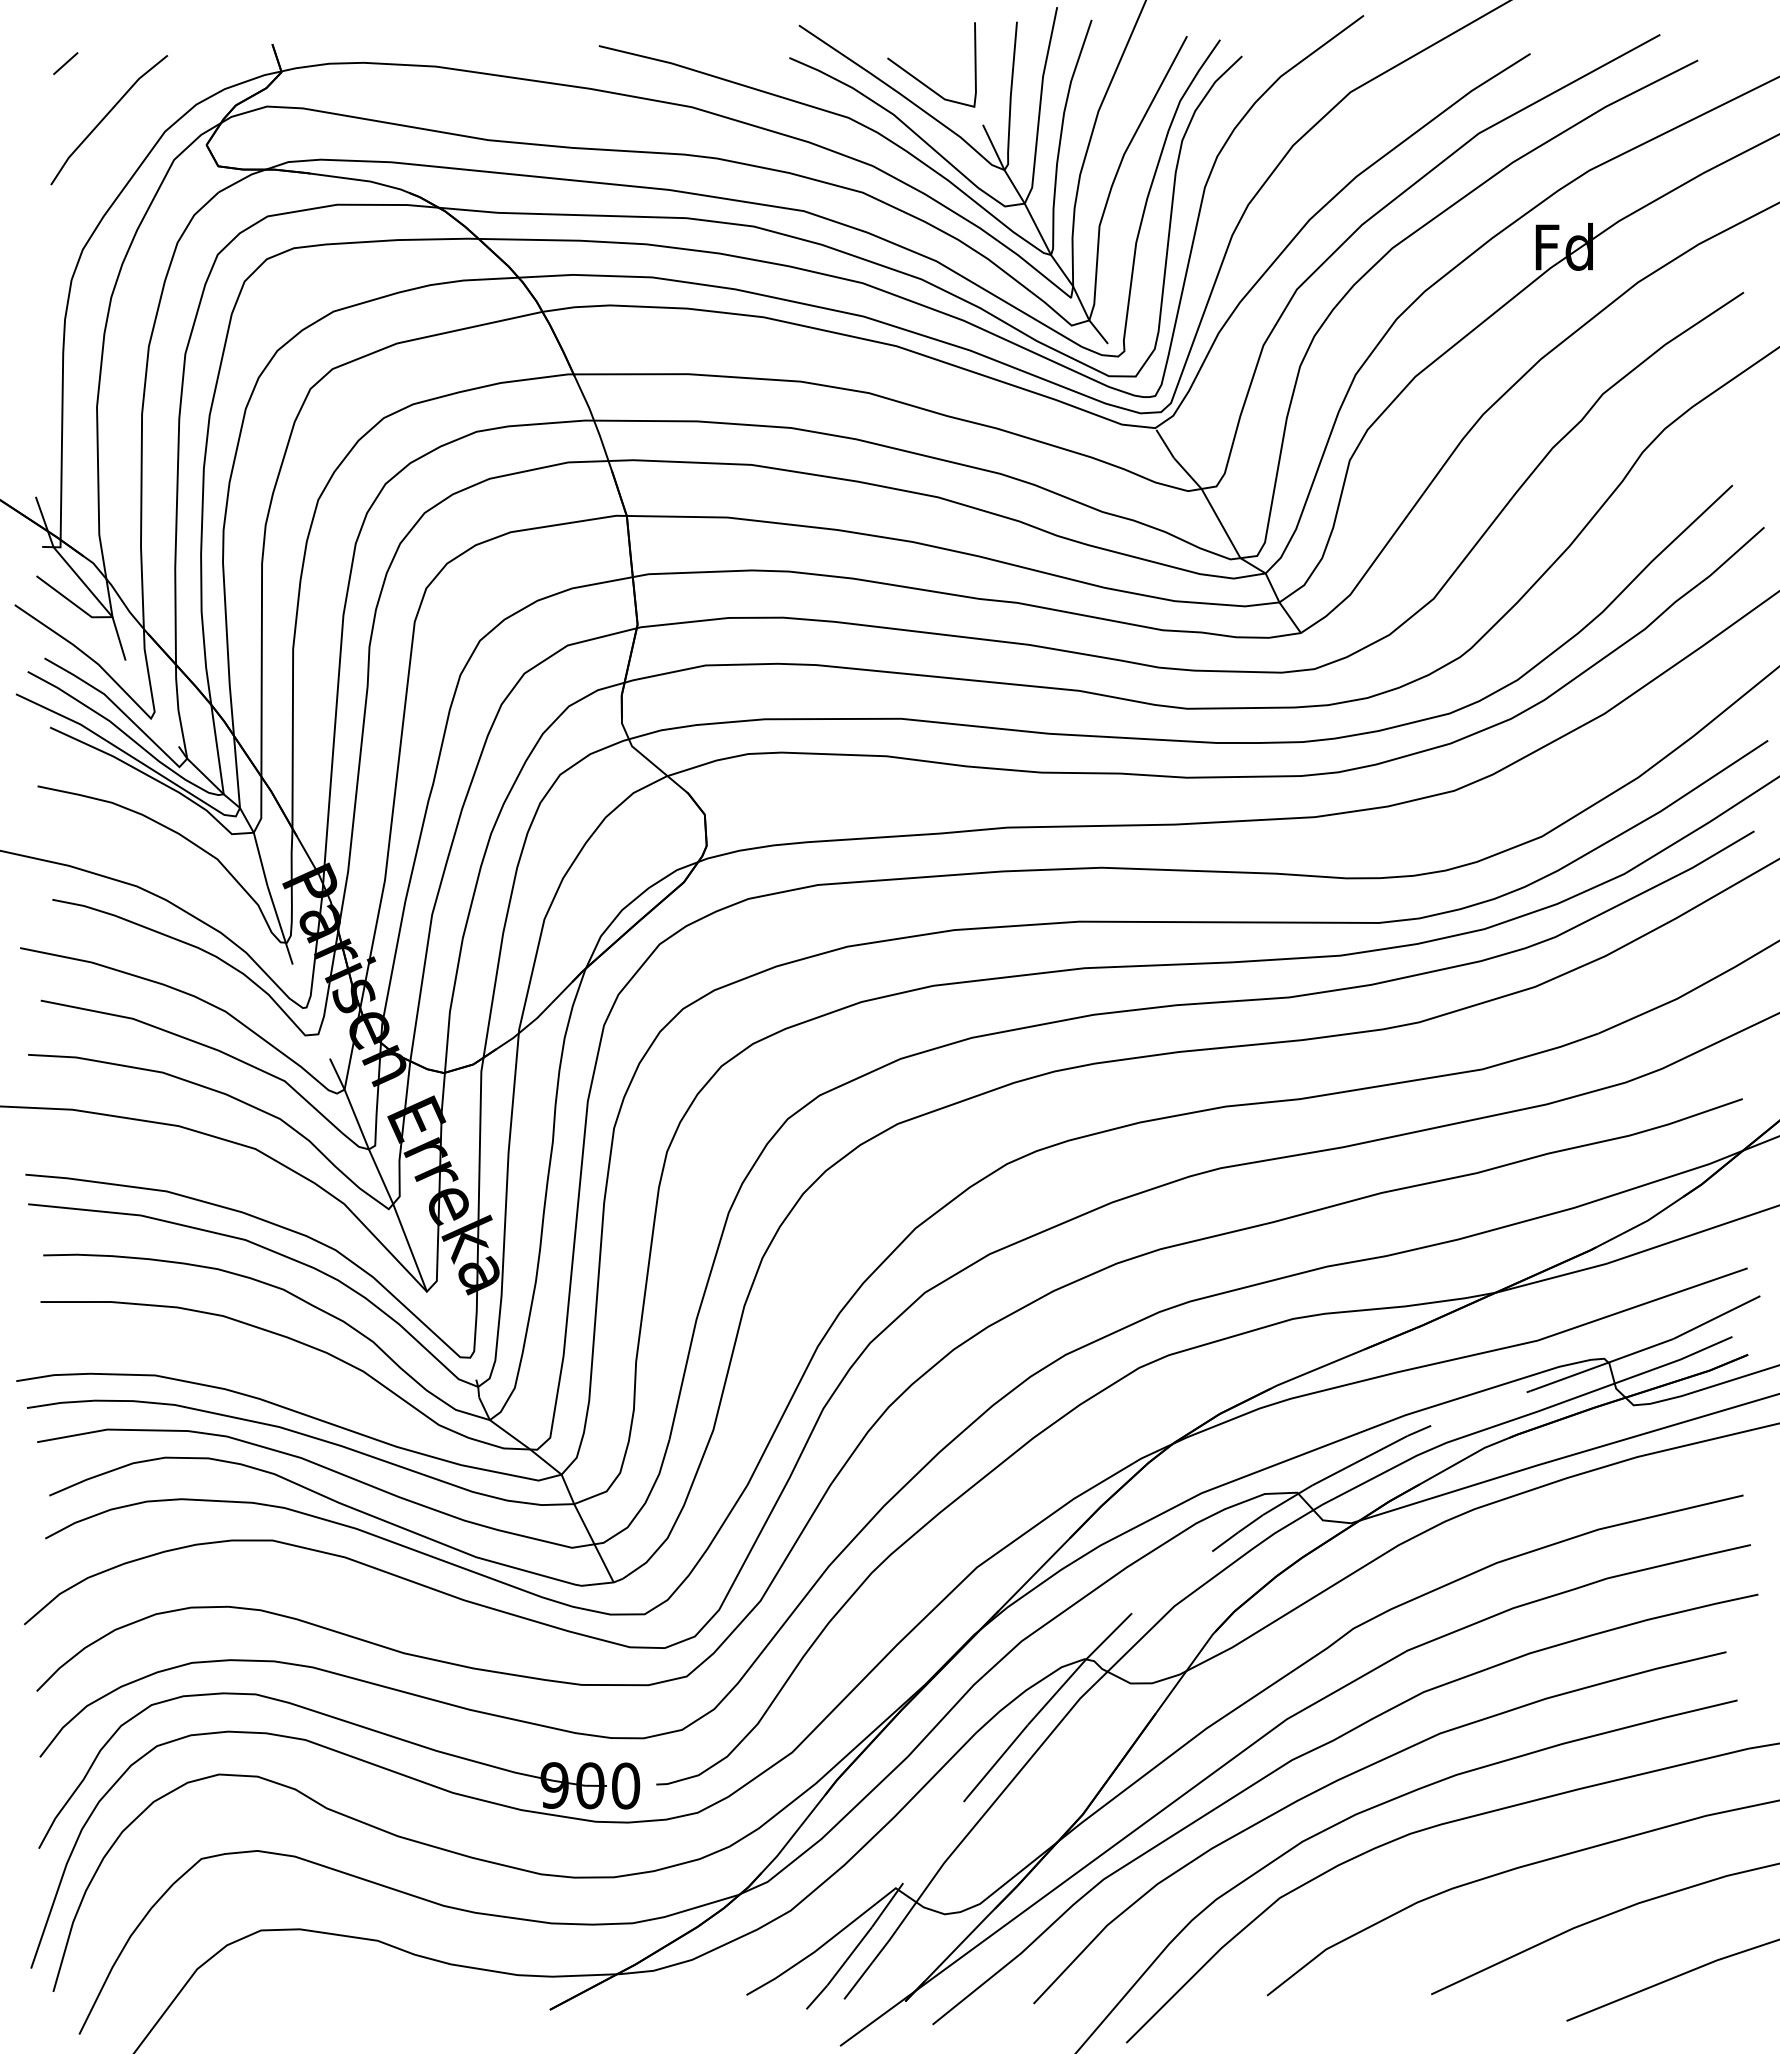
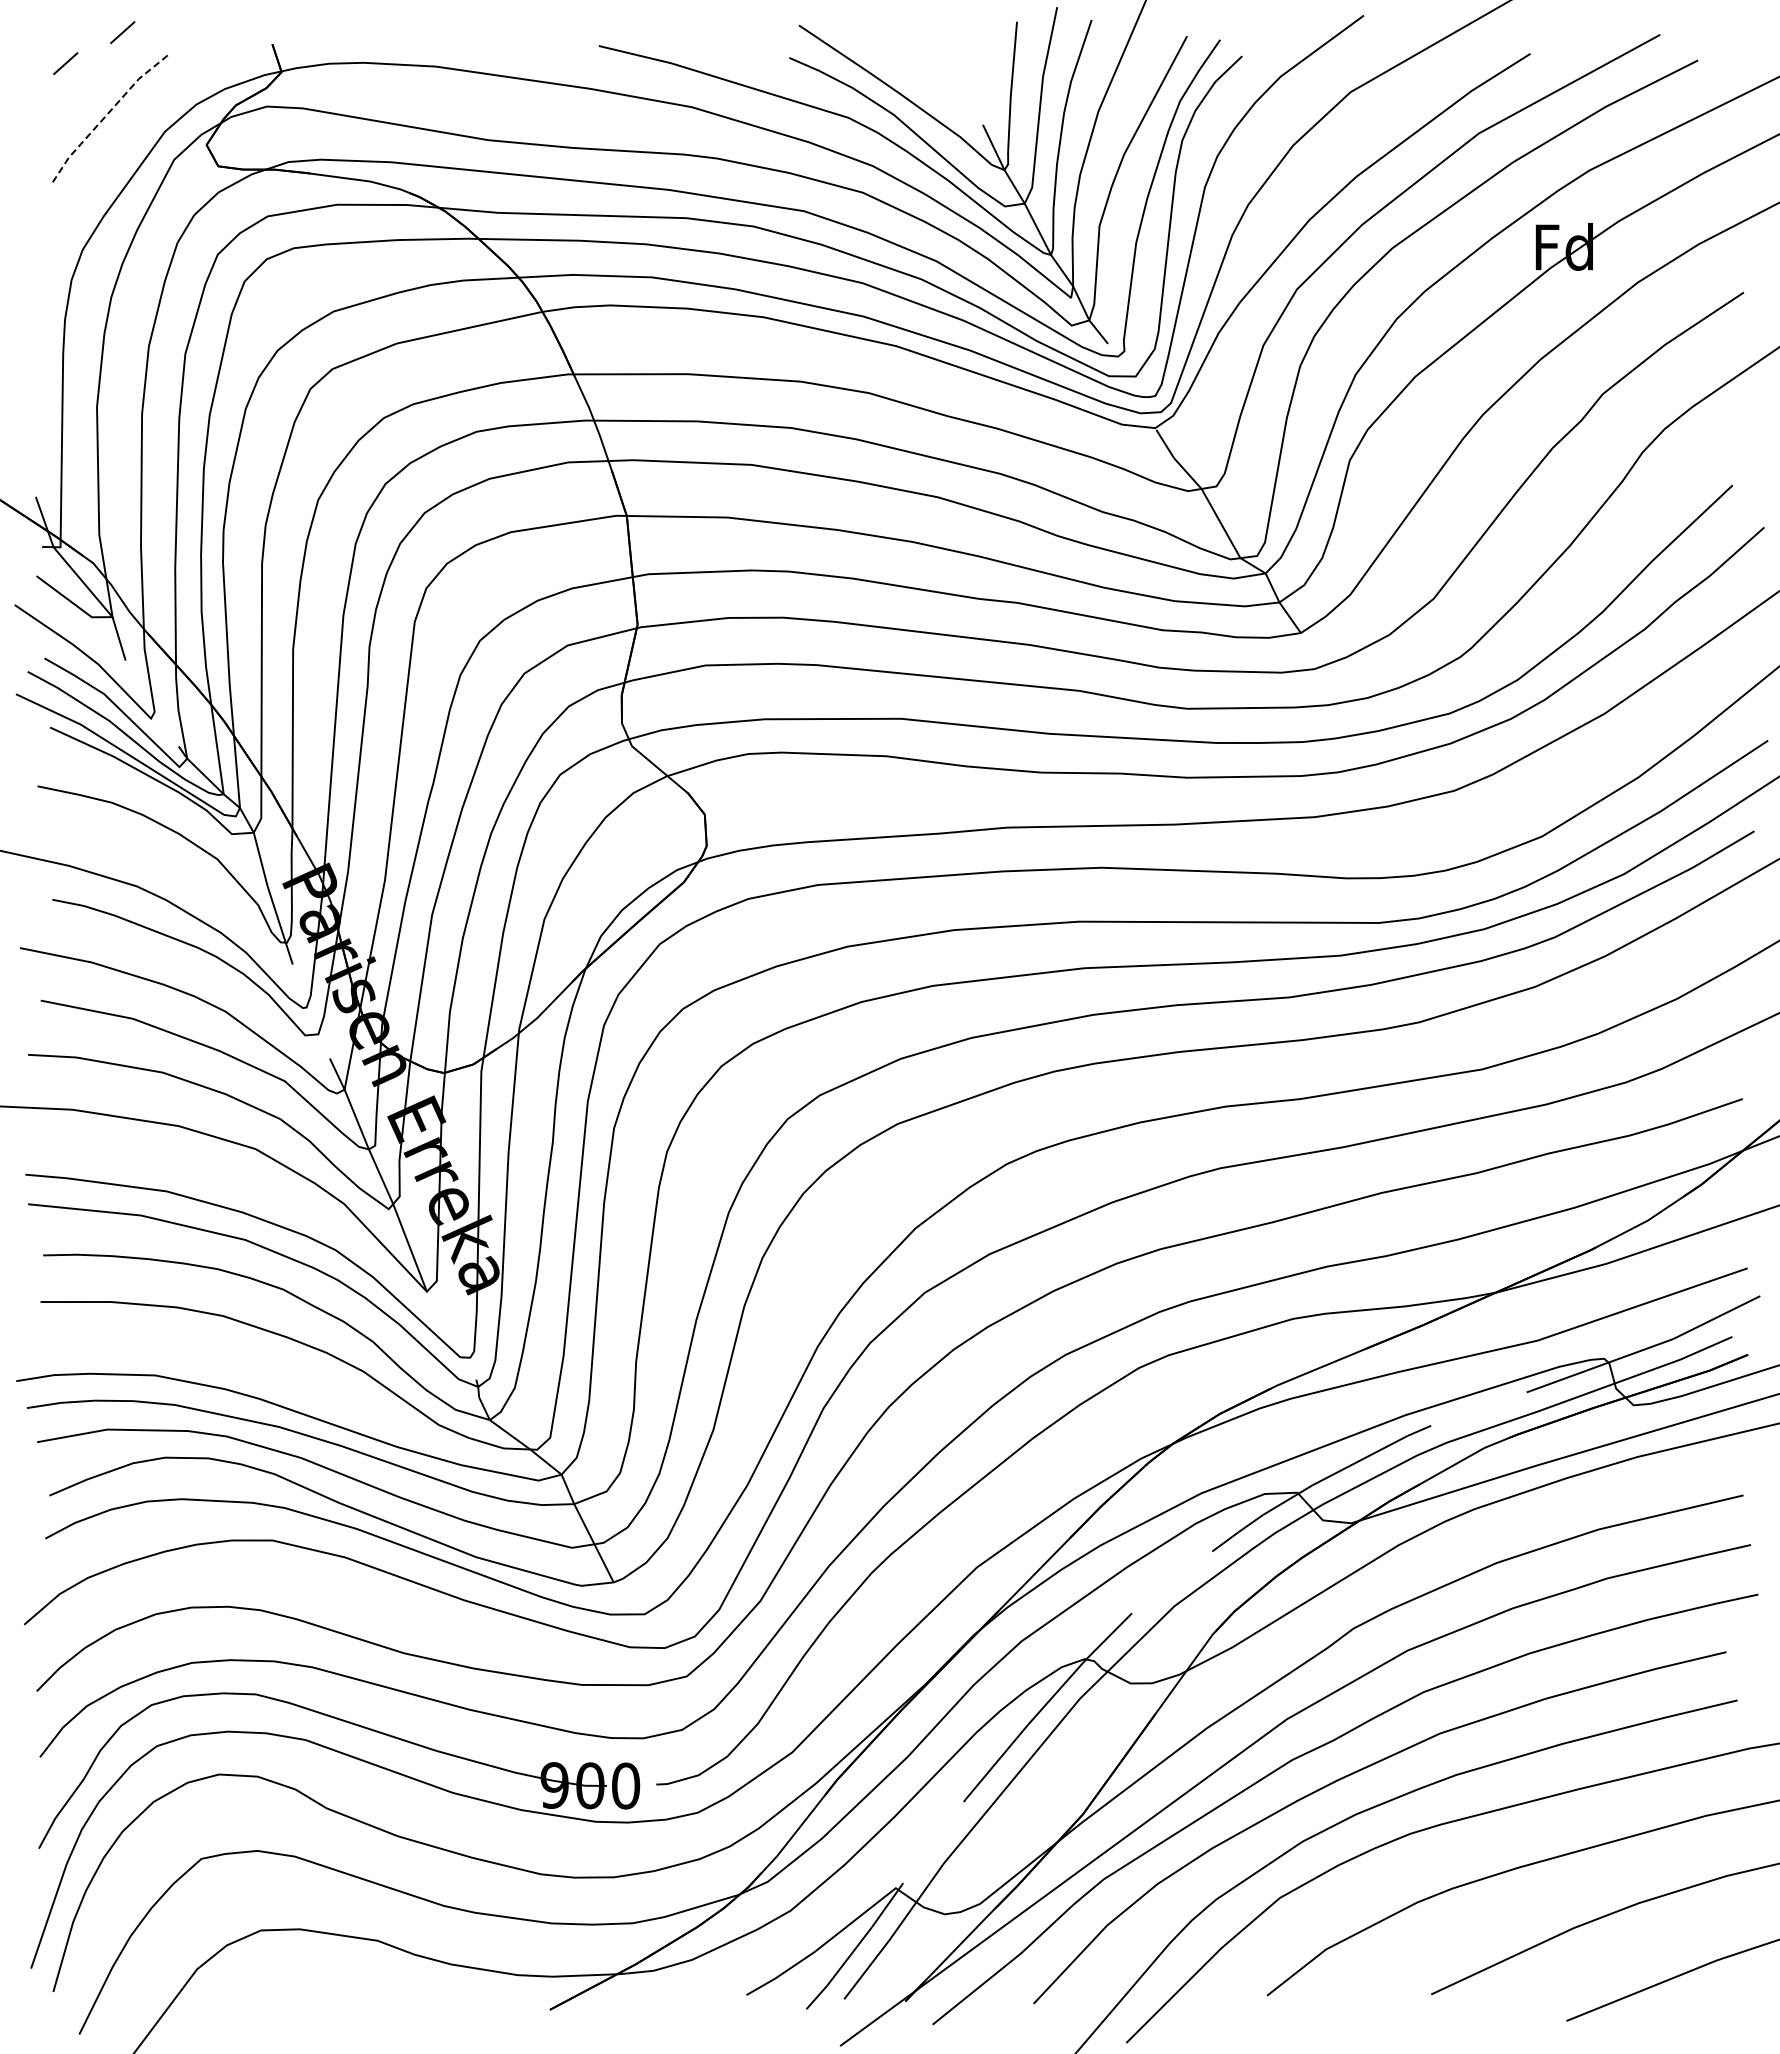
line: none -> present (122, 32)
line: present -> none (920, 80)
line: solid -> dashed (105, 116)
